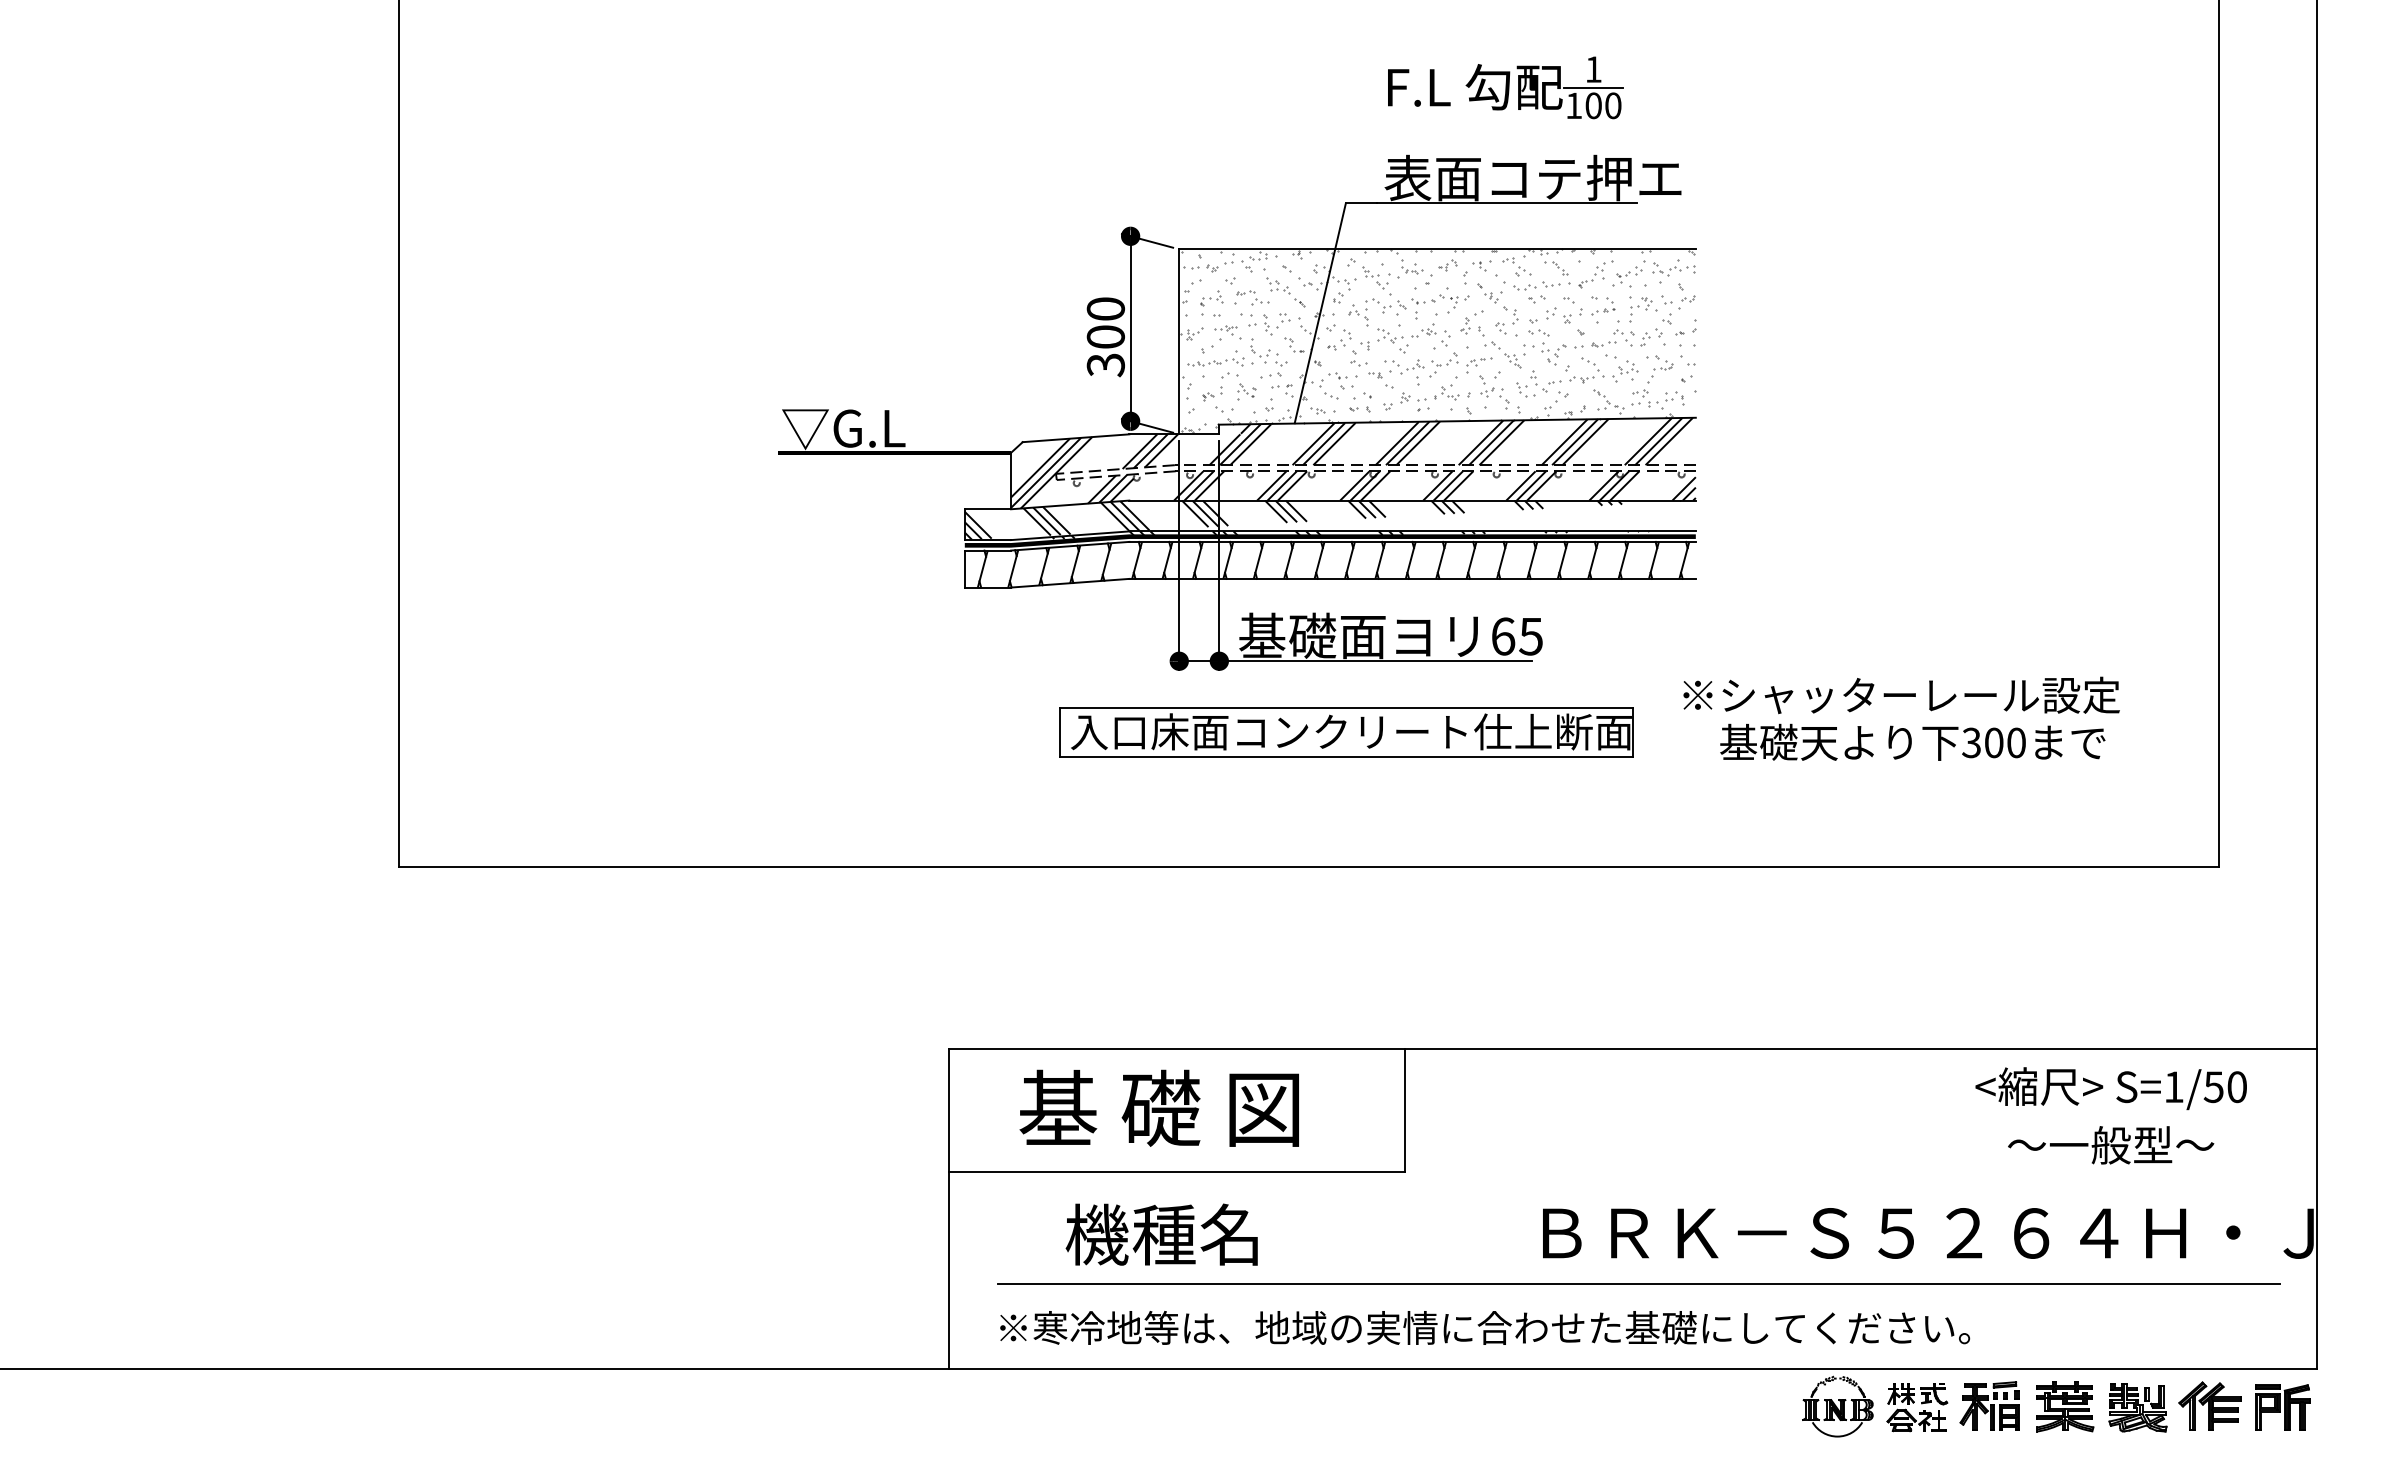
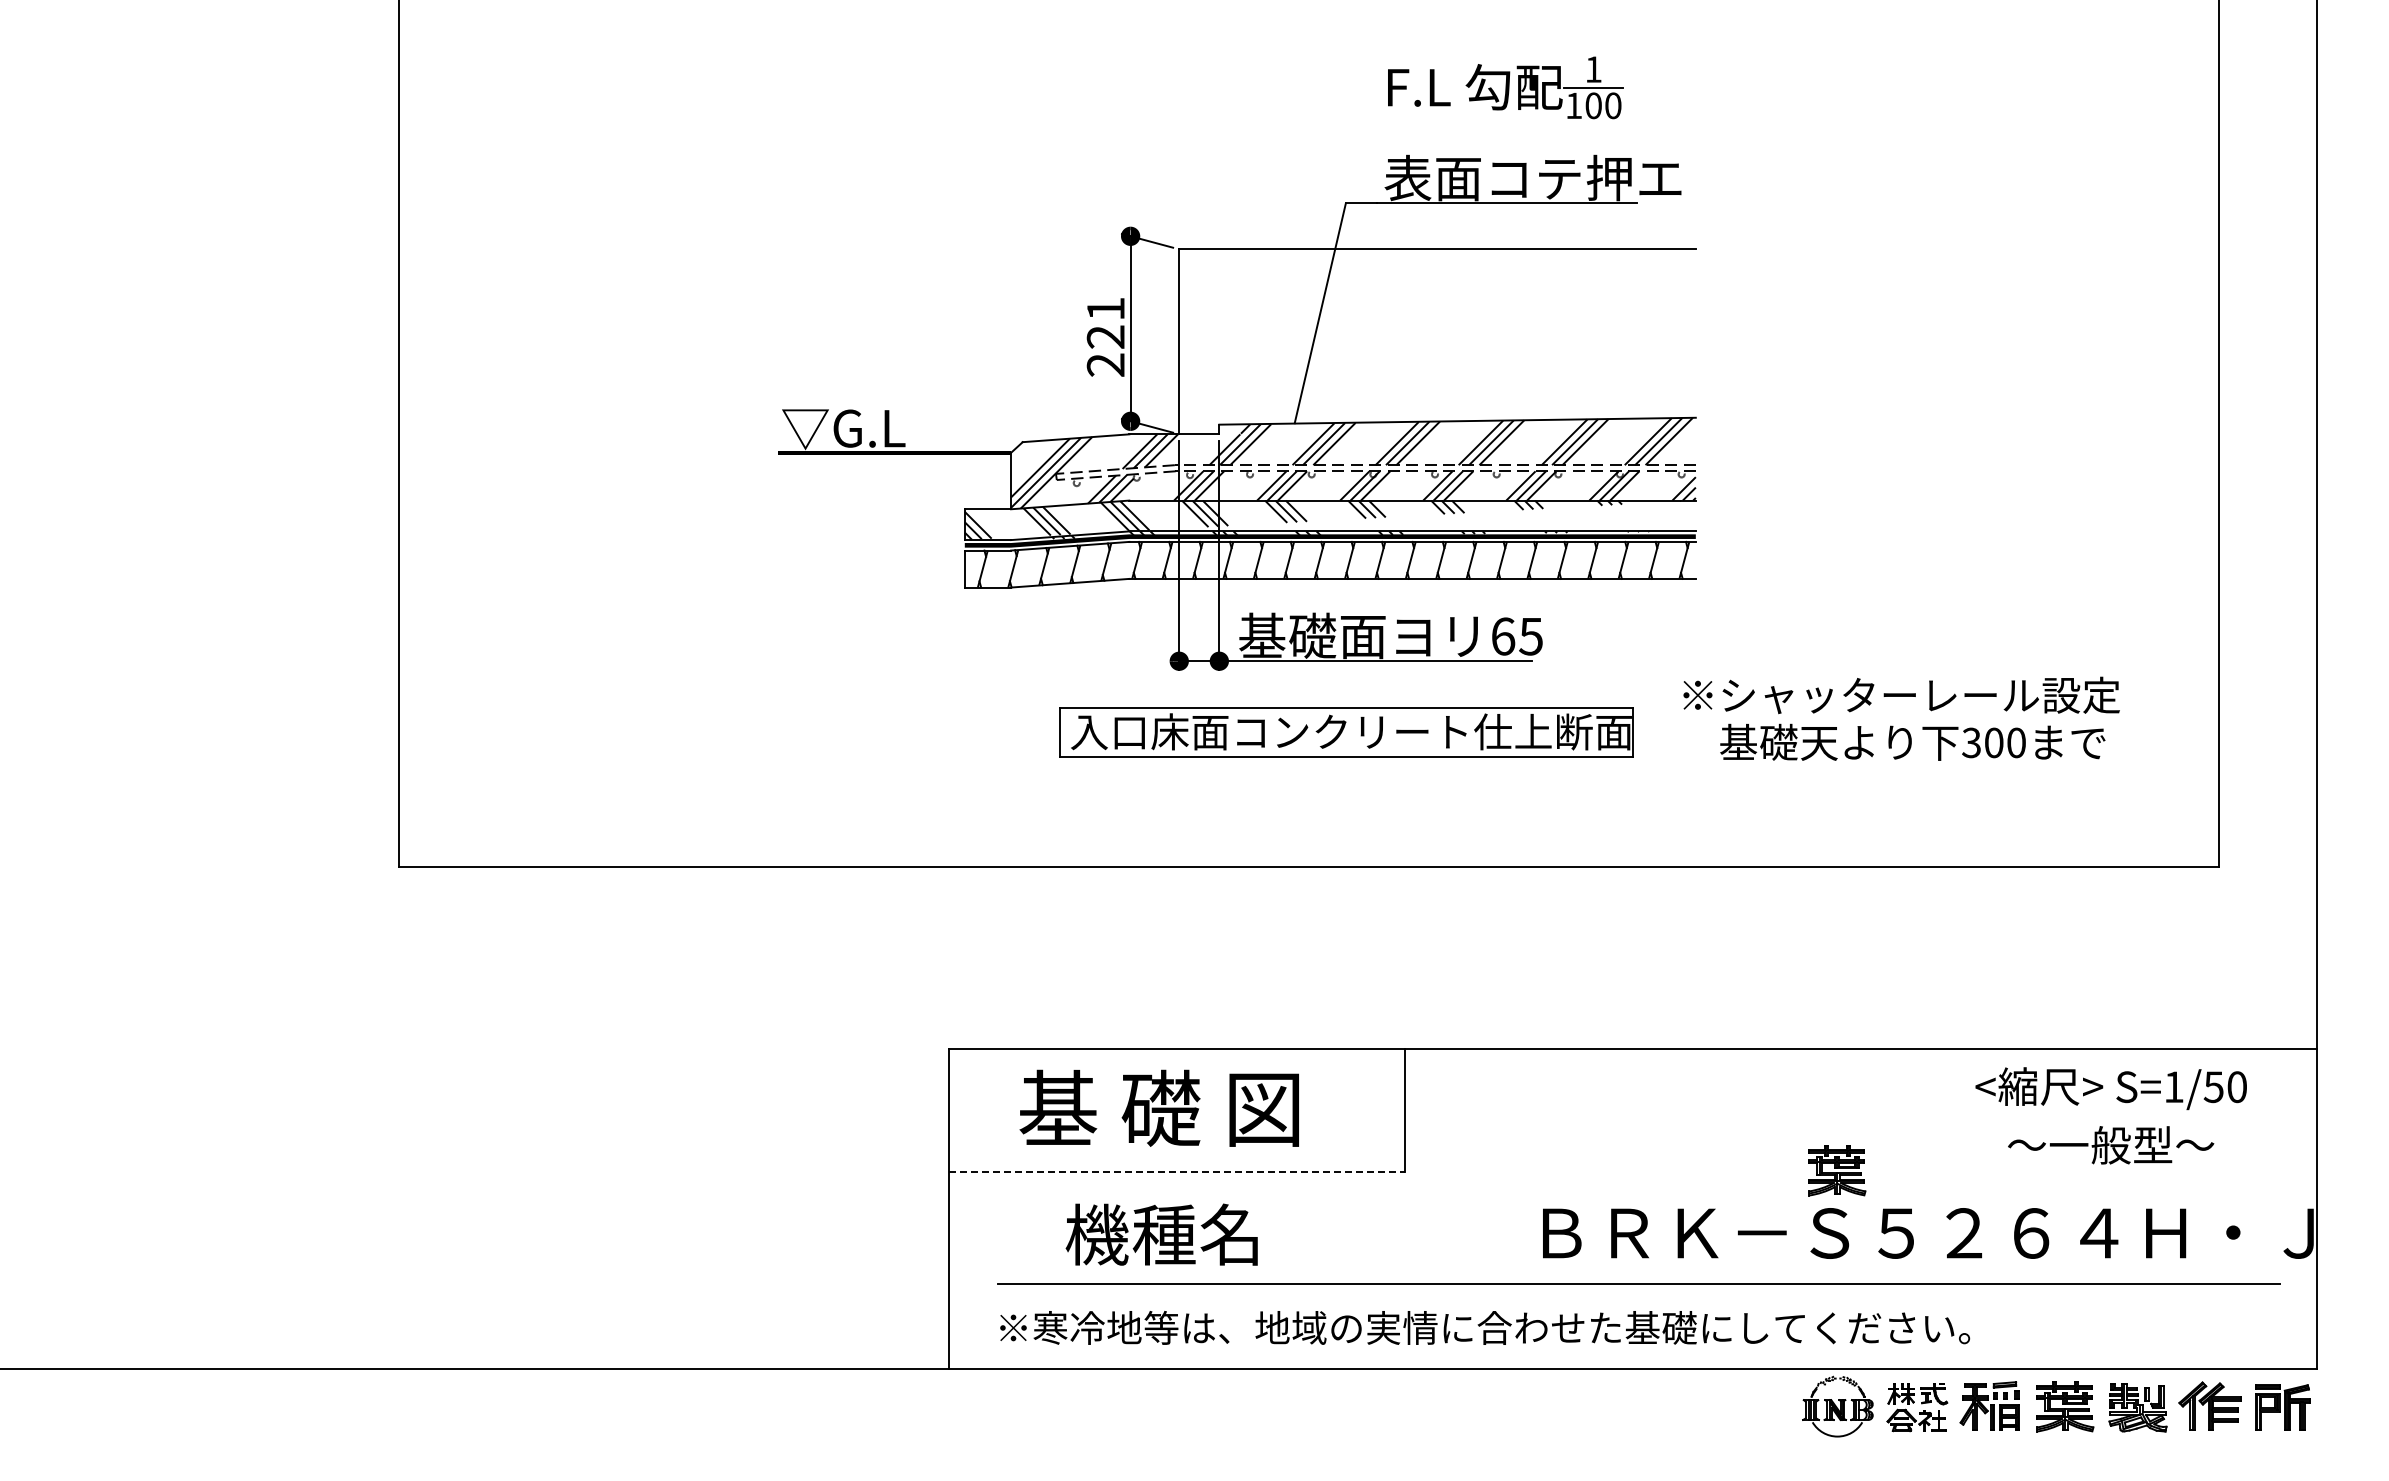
text: 300 -> 221 (1105, 337)
hatch: present -> none (1438, 340)
part: none -> present (1837, 1170)
line: solid -> dashed (1177, 1171)
